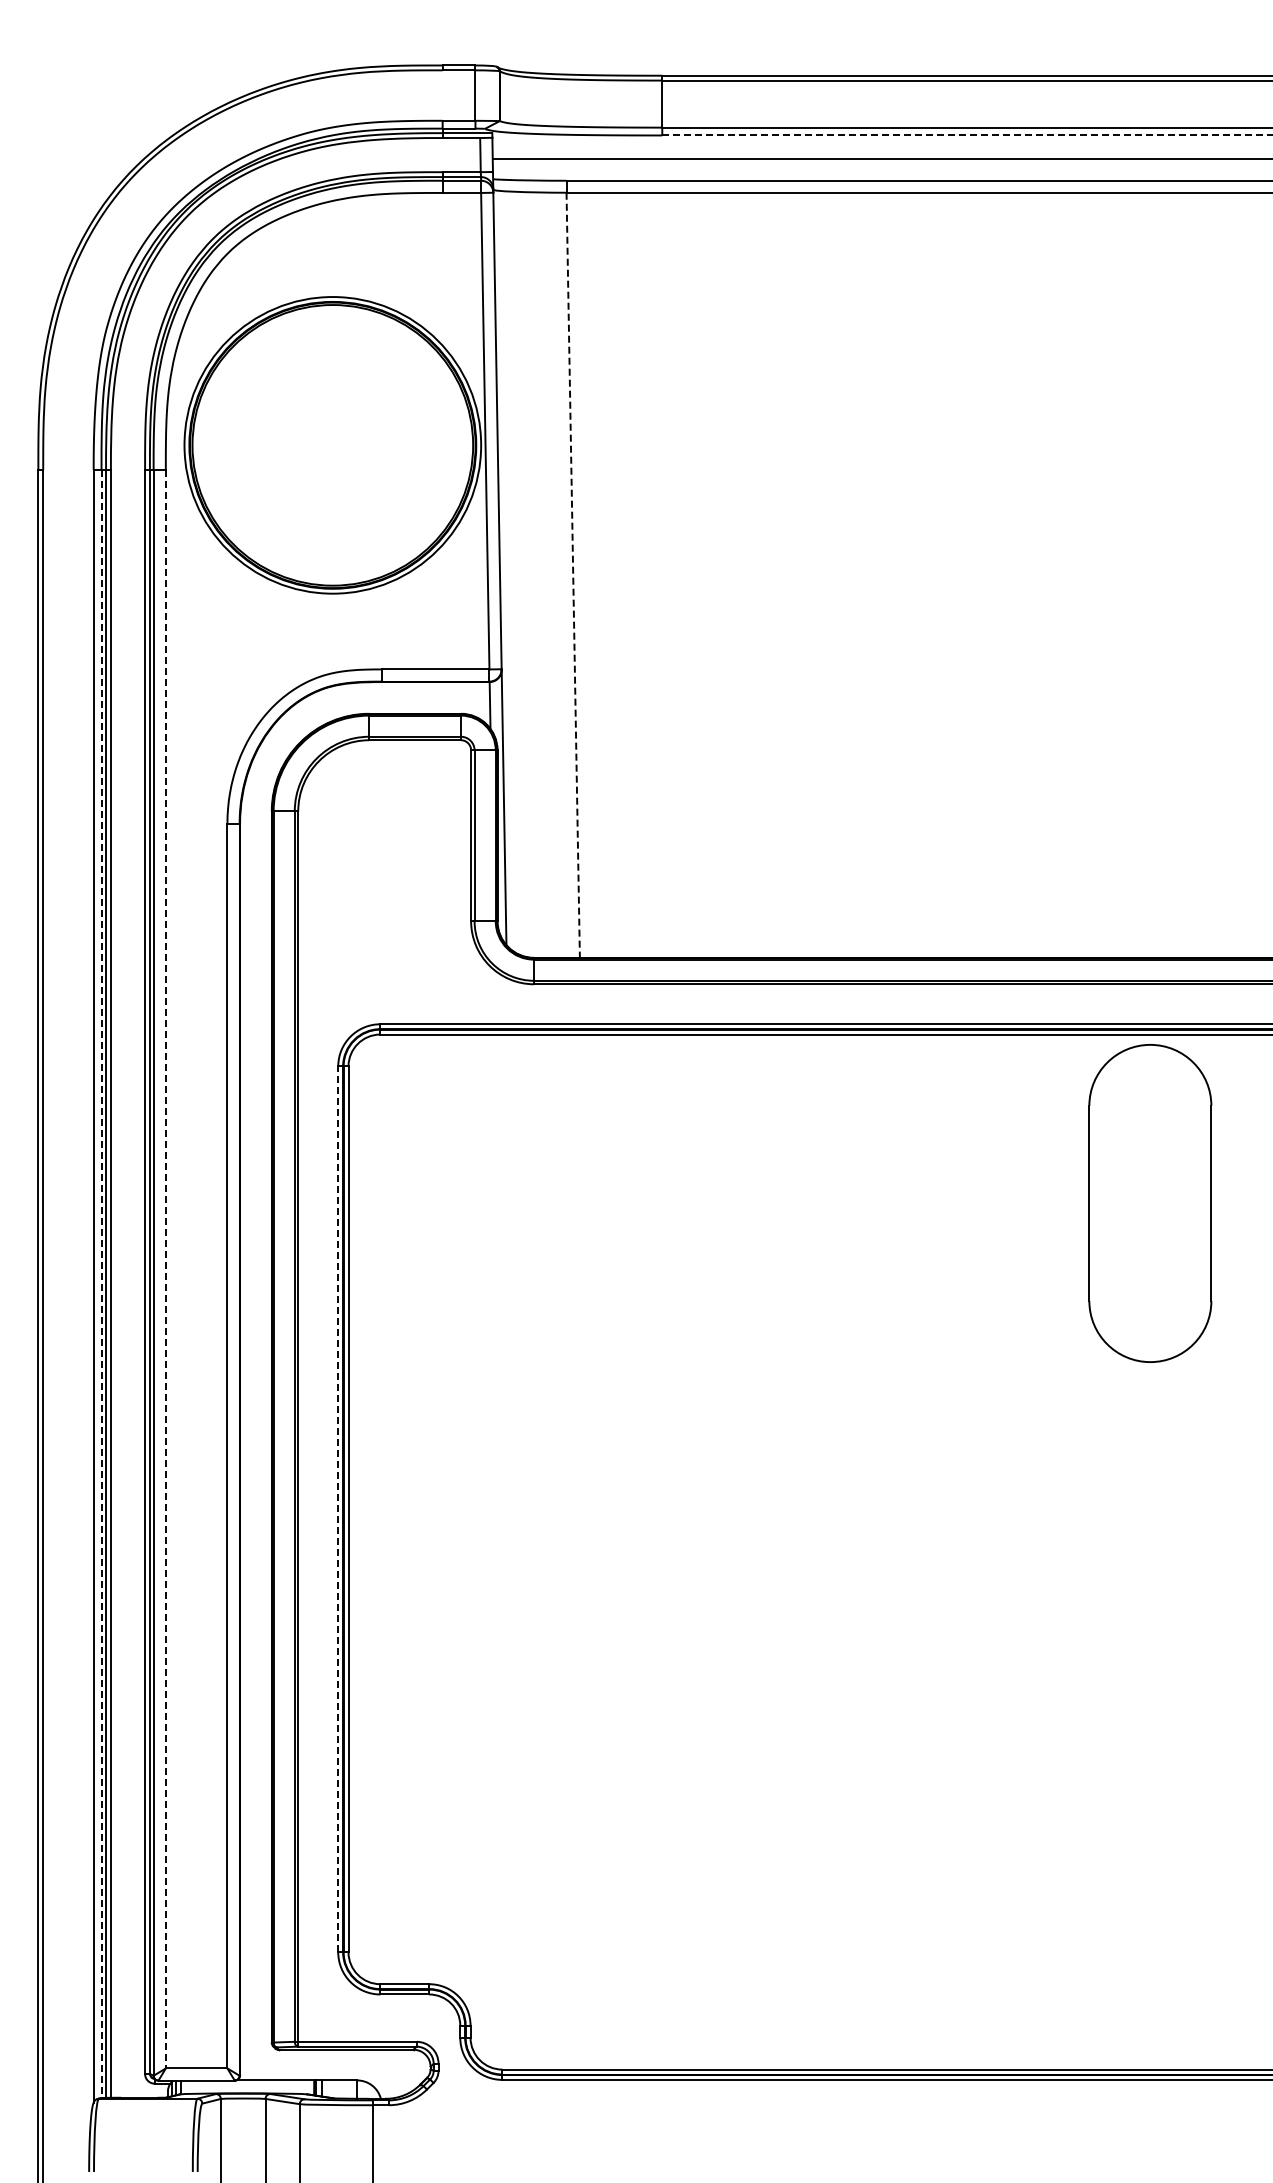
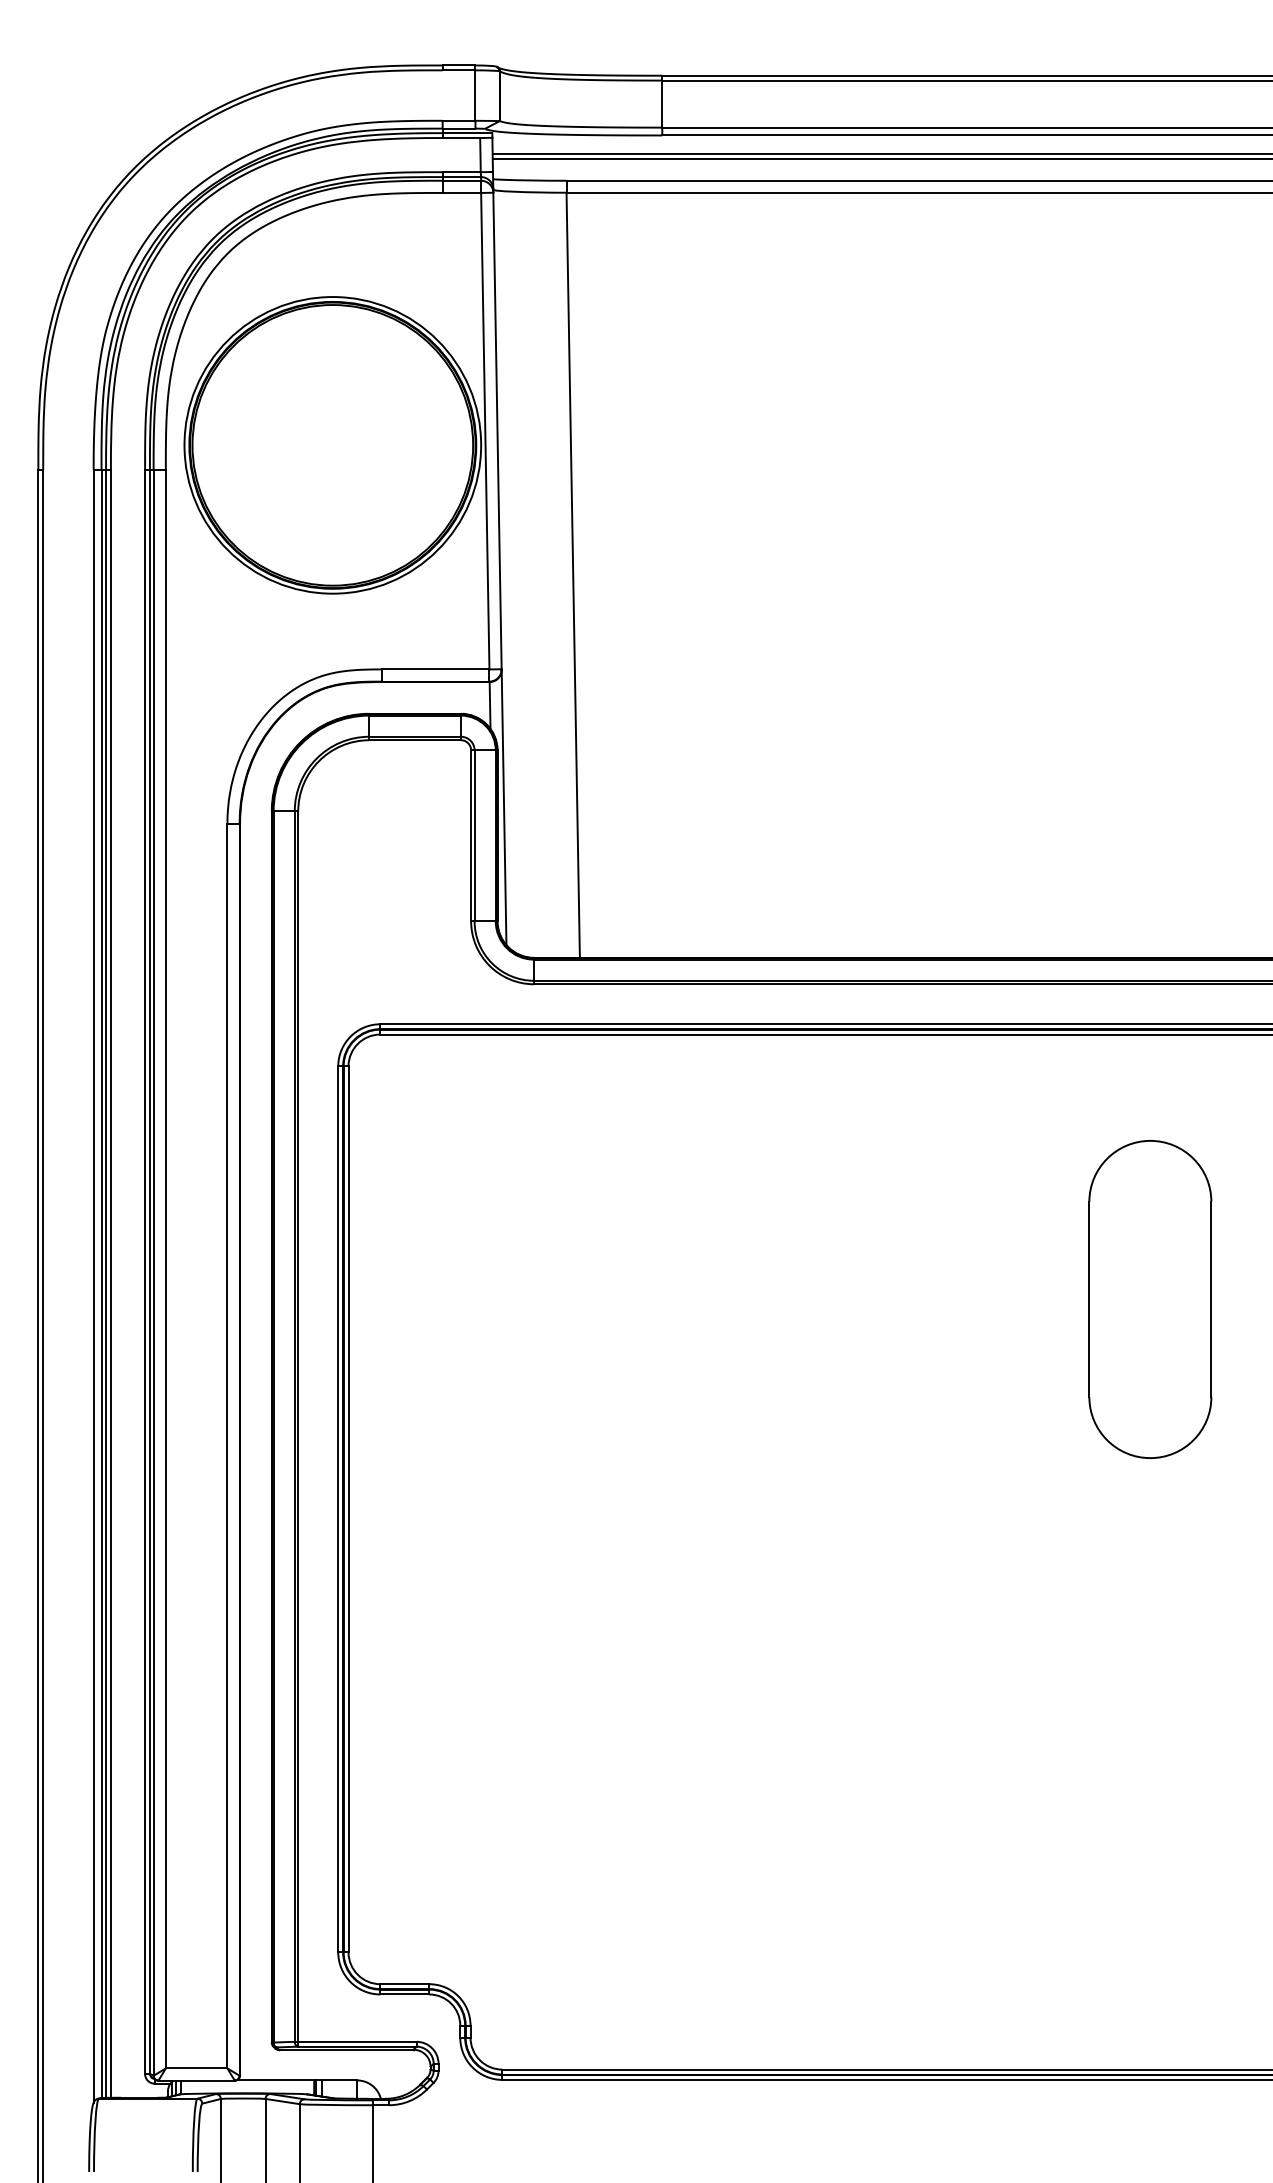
line: dashed -> solid (967, 135)
line: none -> present (880, 154)
line: dashed -> solid (573, 575)
part position: (1150, 1203) -> (1150, 1299) (1150, 1299)
line: dashed -> solid (165, 1269)
line: dashed -> solid (101, 1284)
line: dashed -> solid (338, 1509)
